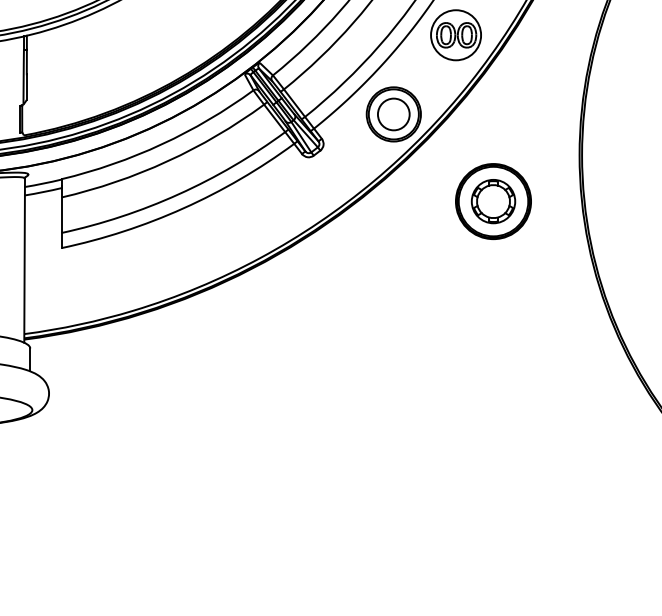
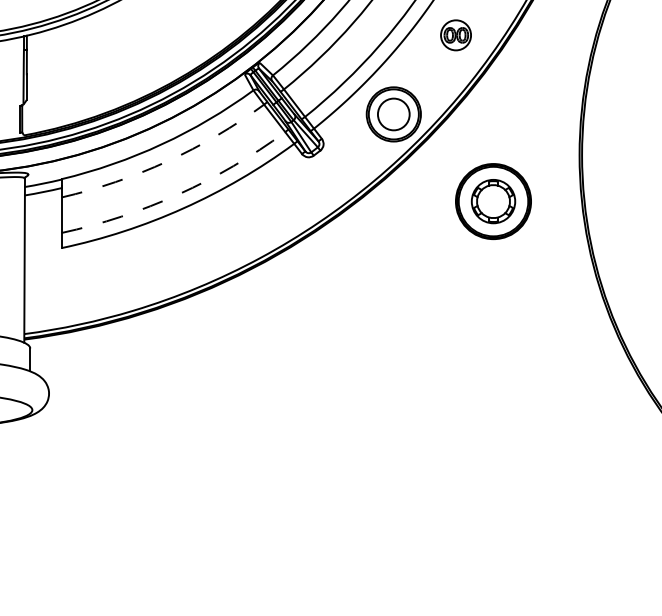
part size: 52x53 px -> 32x33 px (455, 35)
arc: solid -> dashed (167, 161)
arc: solid -> dashed (178, 194)
